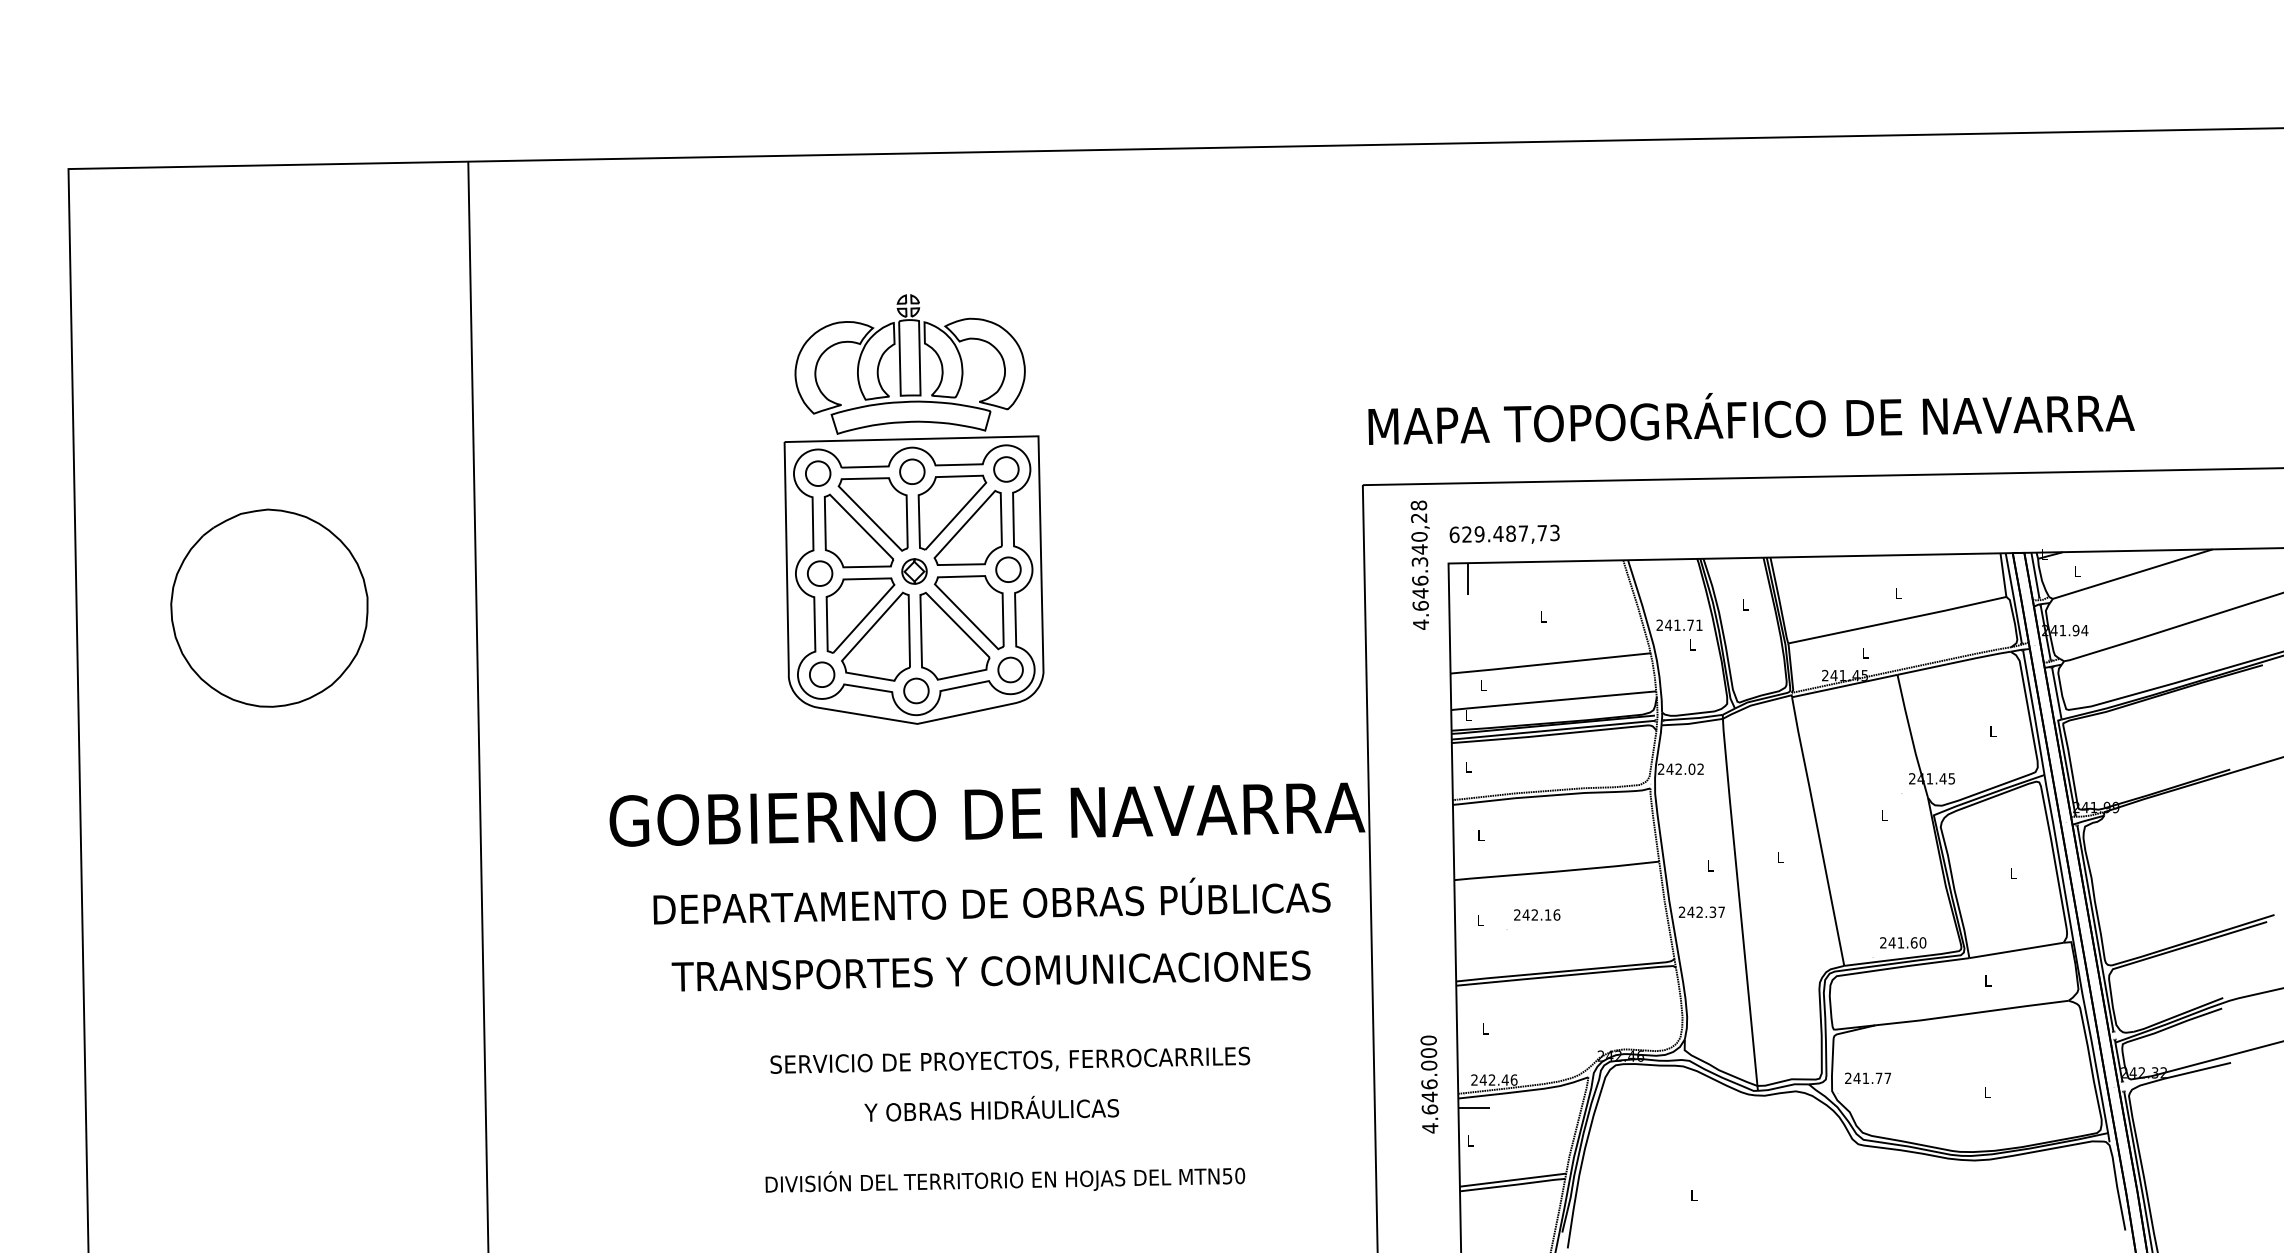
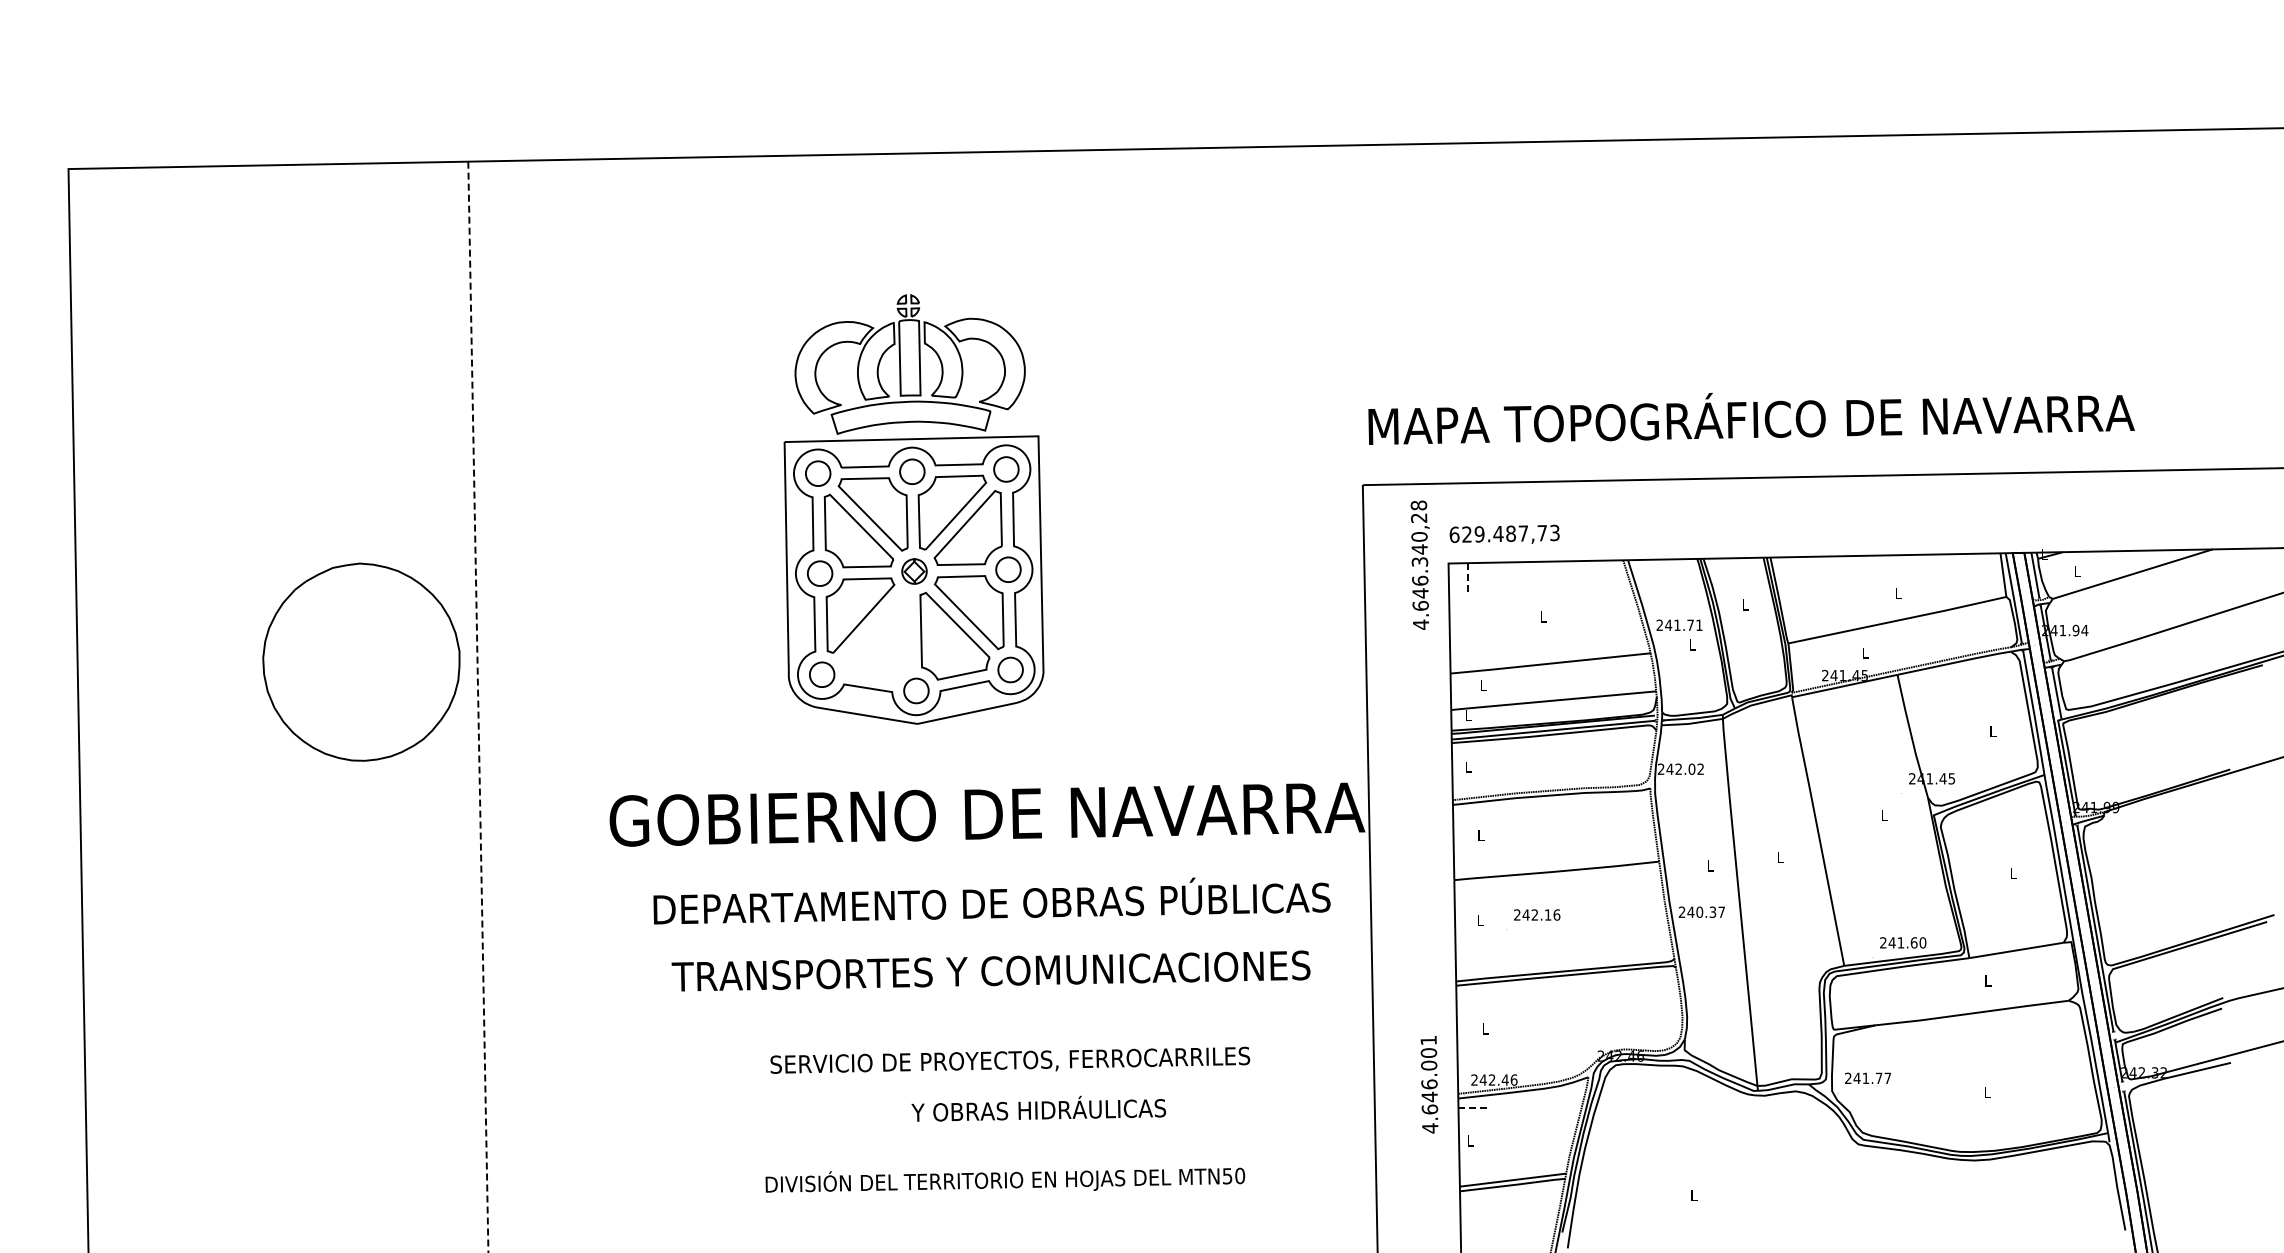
line: solid -> dashed (1468, 579)
part position: (269, 607) -> (361, 661) (361, 661)
part: present -> none (875, 636)
line: solid -> dashed (478, 707)
text: 242.37 -> 240.37 (1699, 911)
text: 4.646.000 -> 4.646.001 (1428, 1040)
line: solid -> dashed (1474, 1107)
text position: (991, 1108) -> (1038, 1108) (1038, 1108)
